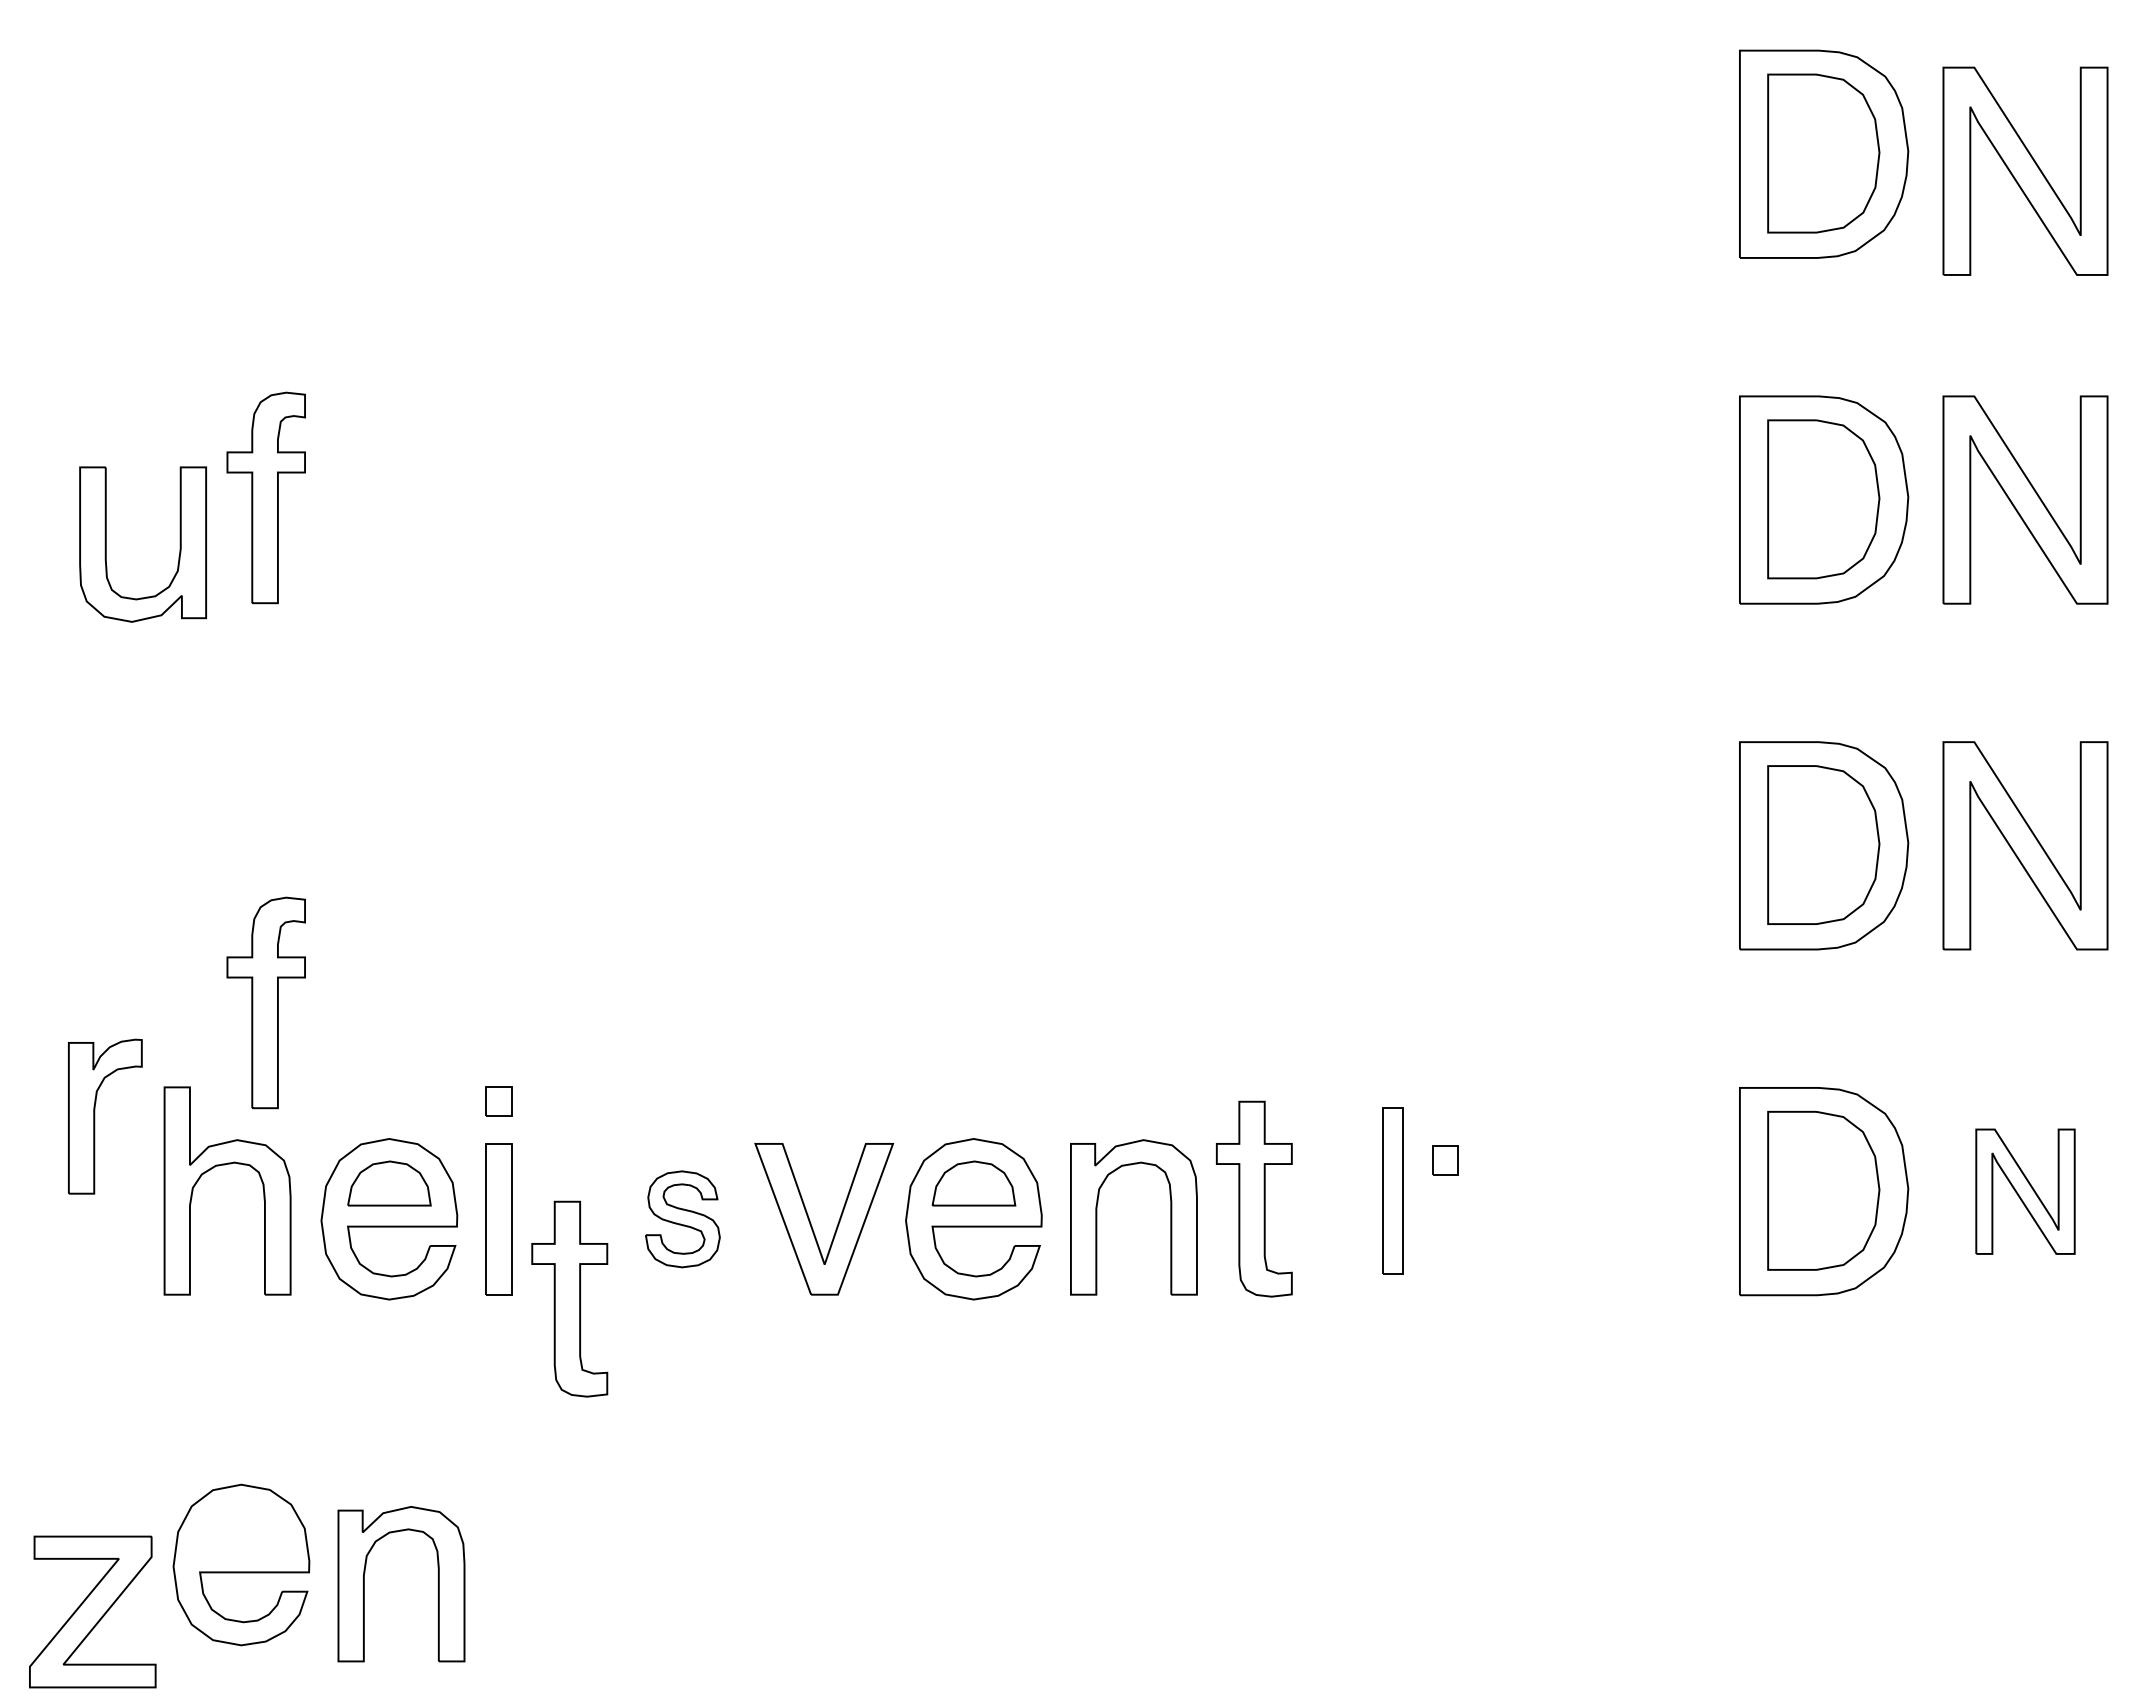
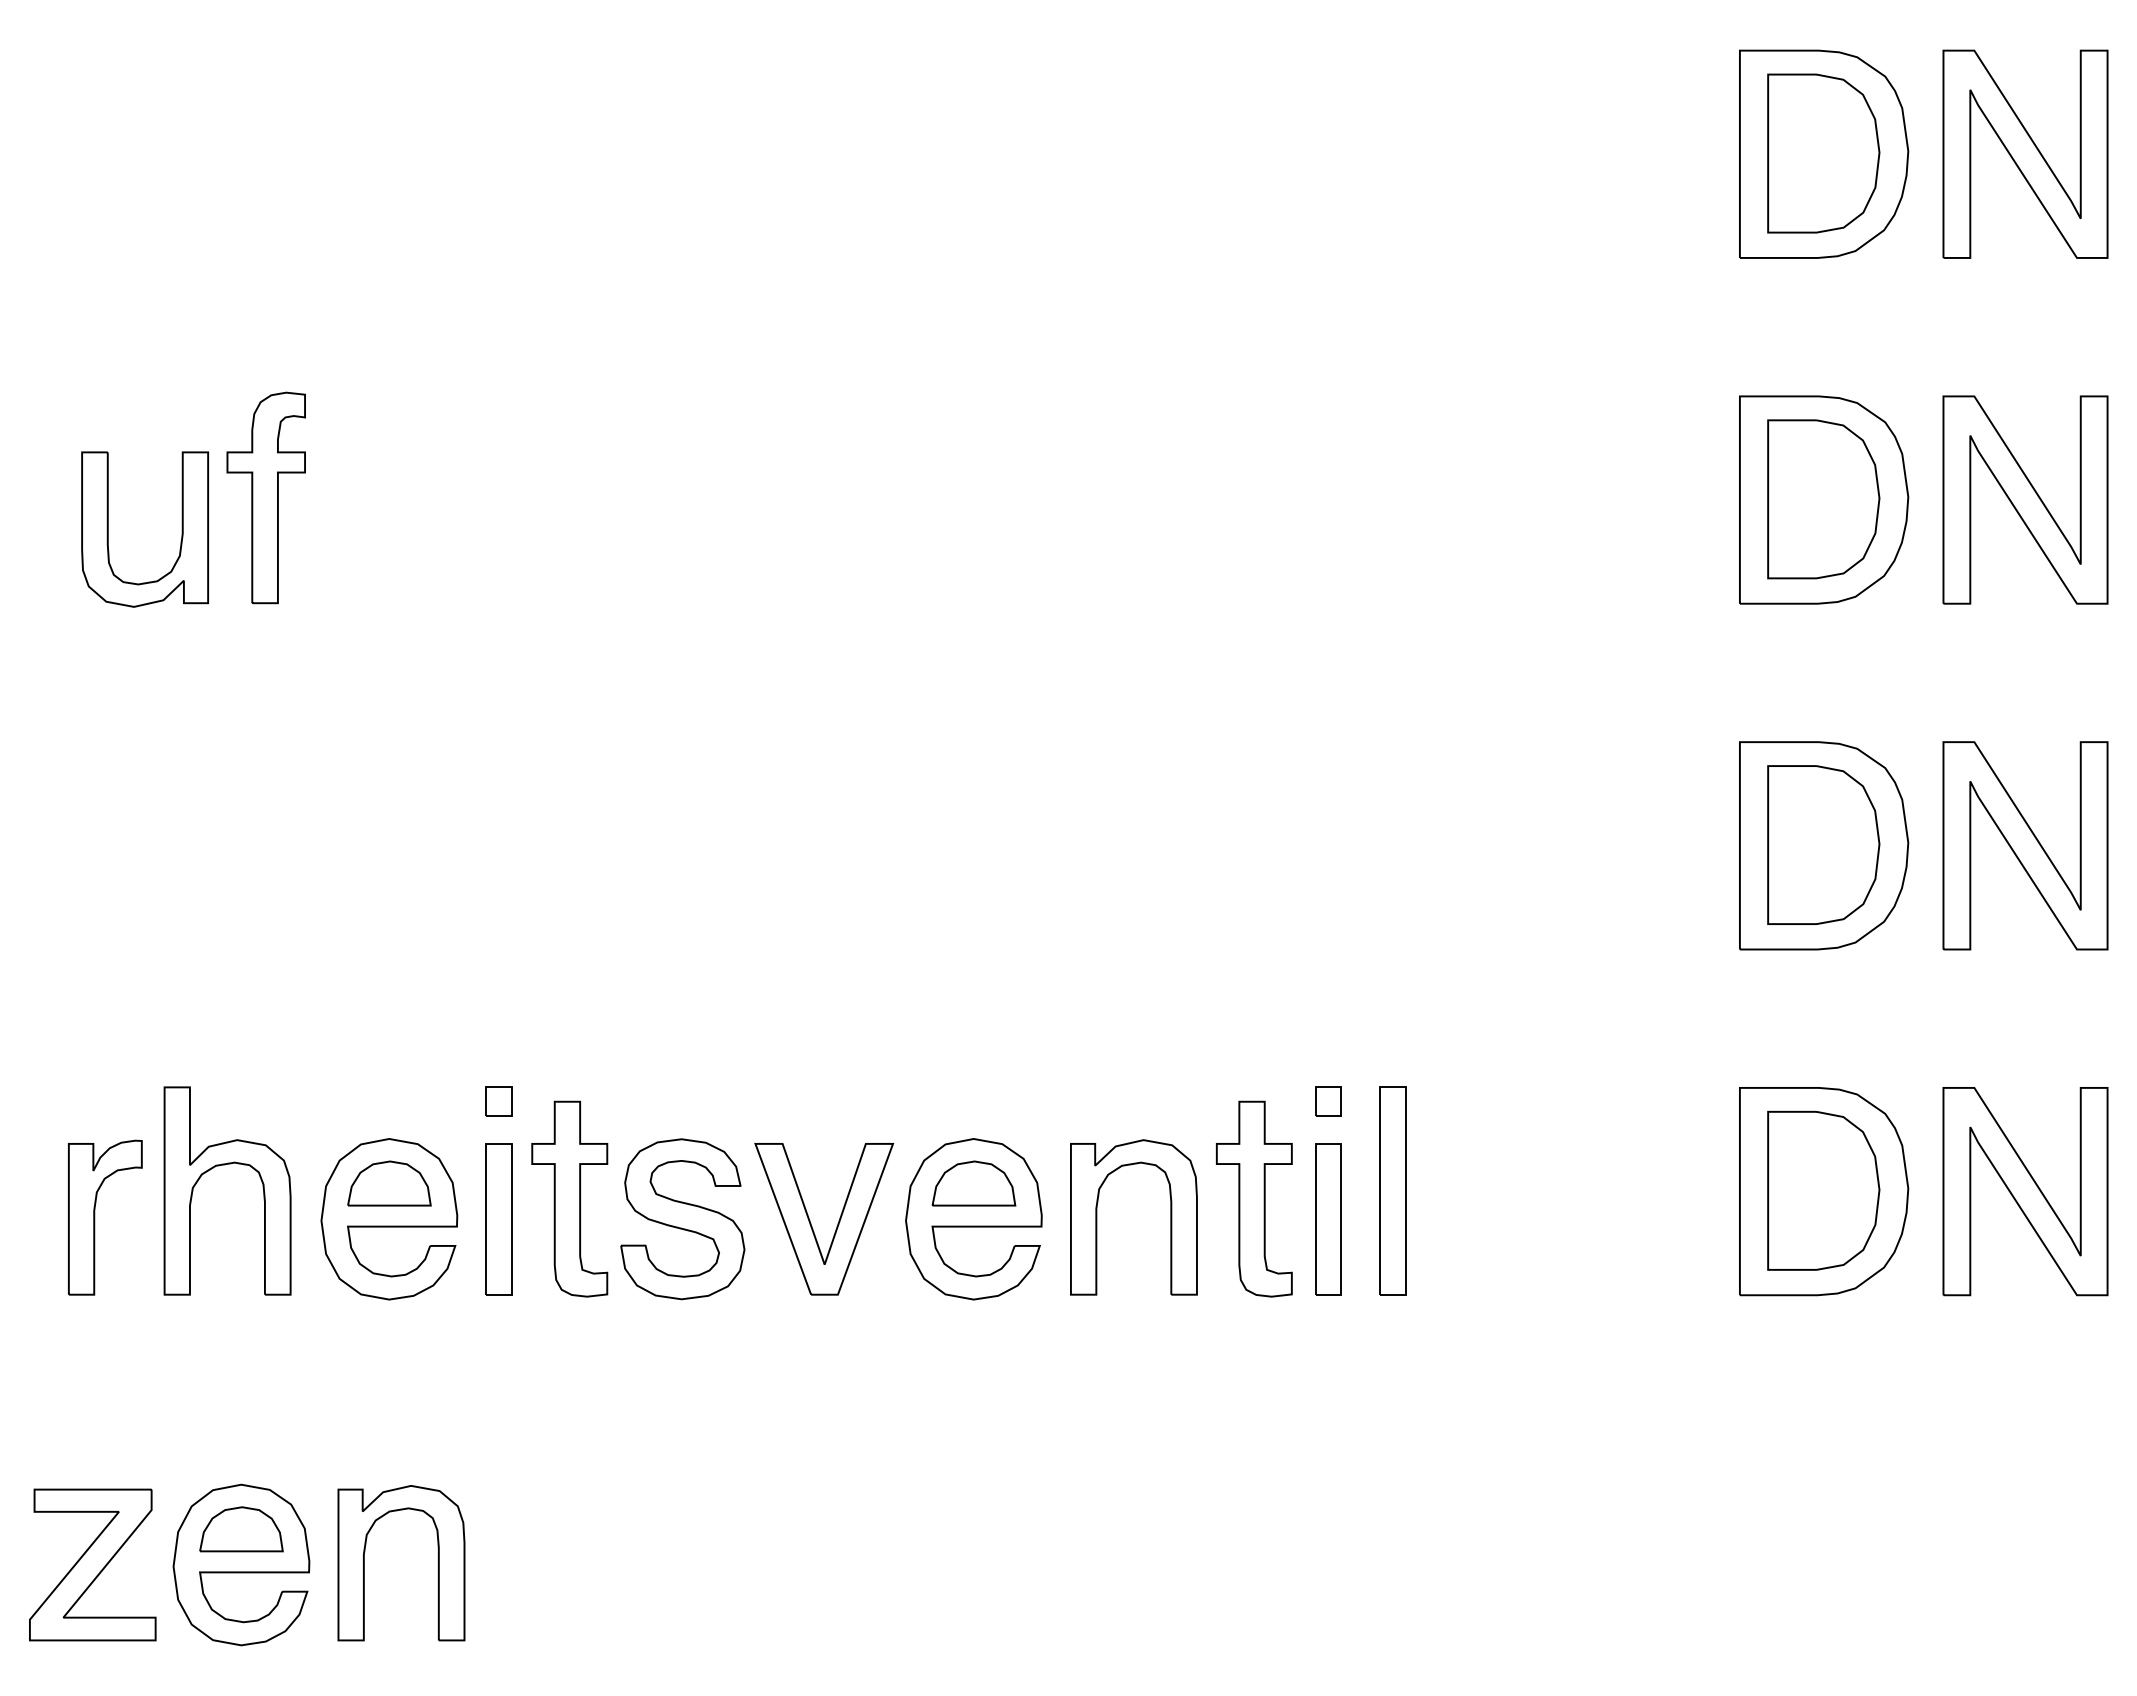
part position: (2025, 170) -> (2025, 153) (2025, 153)
part position: (106, 544) -> (108, 529) (108, 529)
part: present -> none (265, 1002)
part position: (95, 1116) -> (95, 1217) (95, 1217)
part position: (1445, 1160) -> (1328, 1101) (1328, 1101)
part size: 22x168 px -> 28x210 px (1392, 1190)
part size: 101x127 px -> 167x210 px (2025, 1191)
part size: 76x99 px -> 126x163 px (682, 1219)
part: none -> present (1328, 1219)
part position: (569, 1298) -> (569, 1198) (569, 1198)
part: none -> present (241, 1529)
part position: (437, 1584) -> (437, 1563) (437, 1563)
part position: (92, 1611) -> (92, 1564) (92, 1564)
